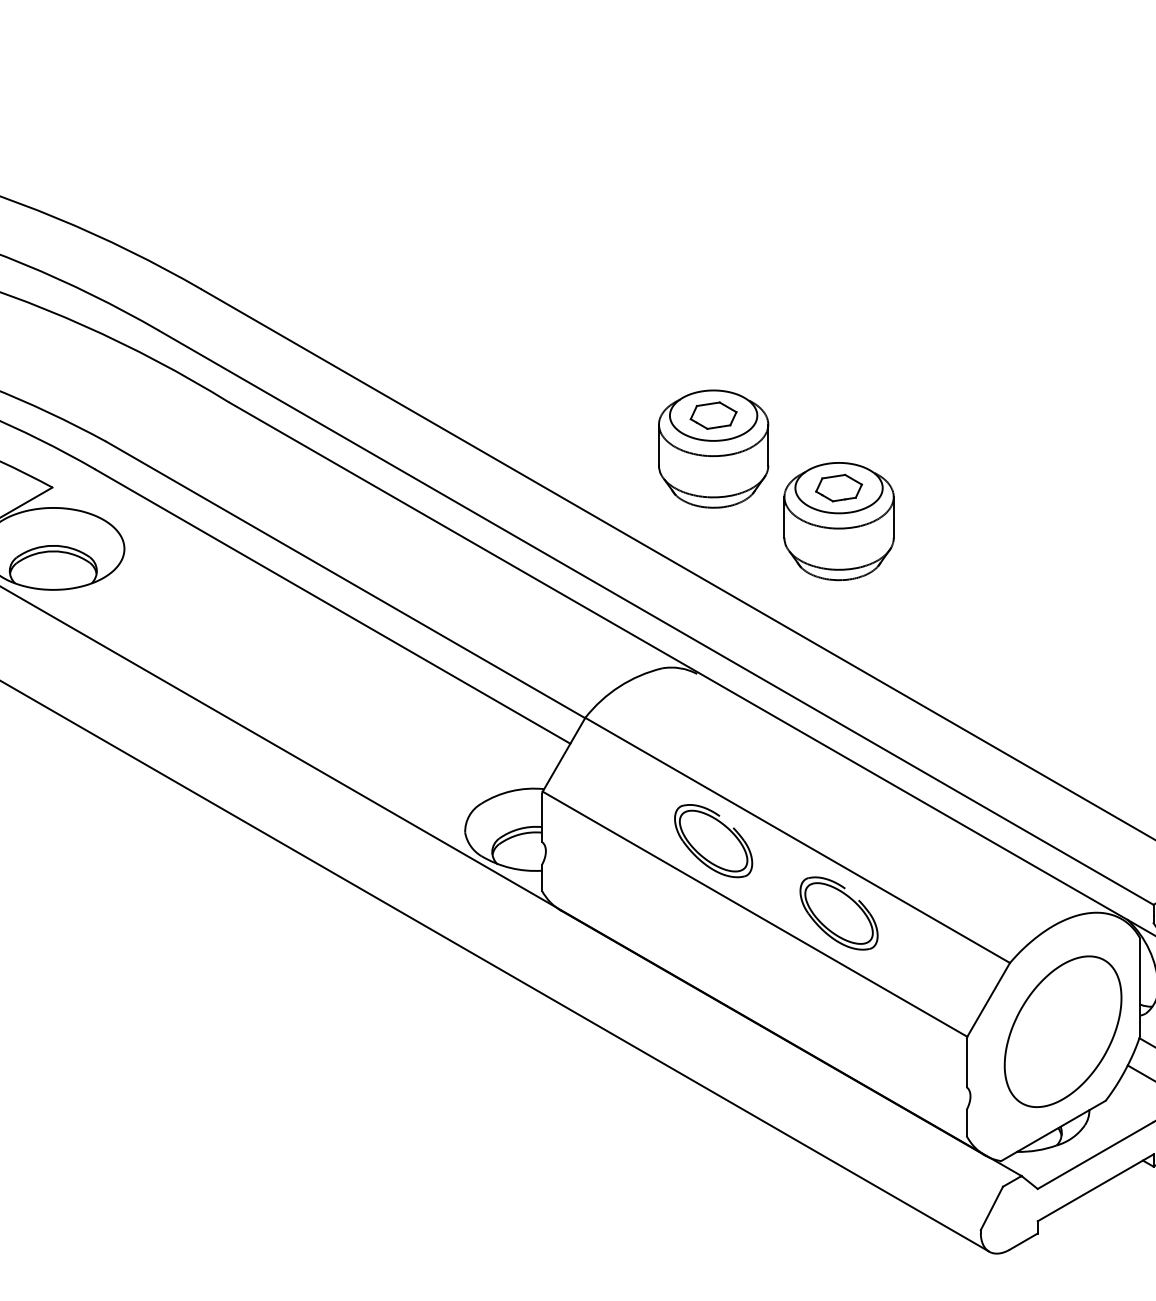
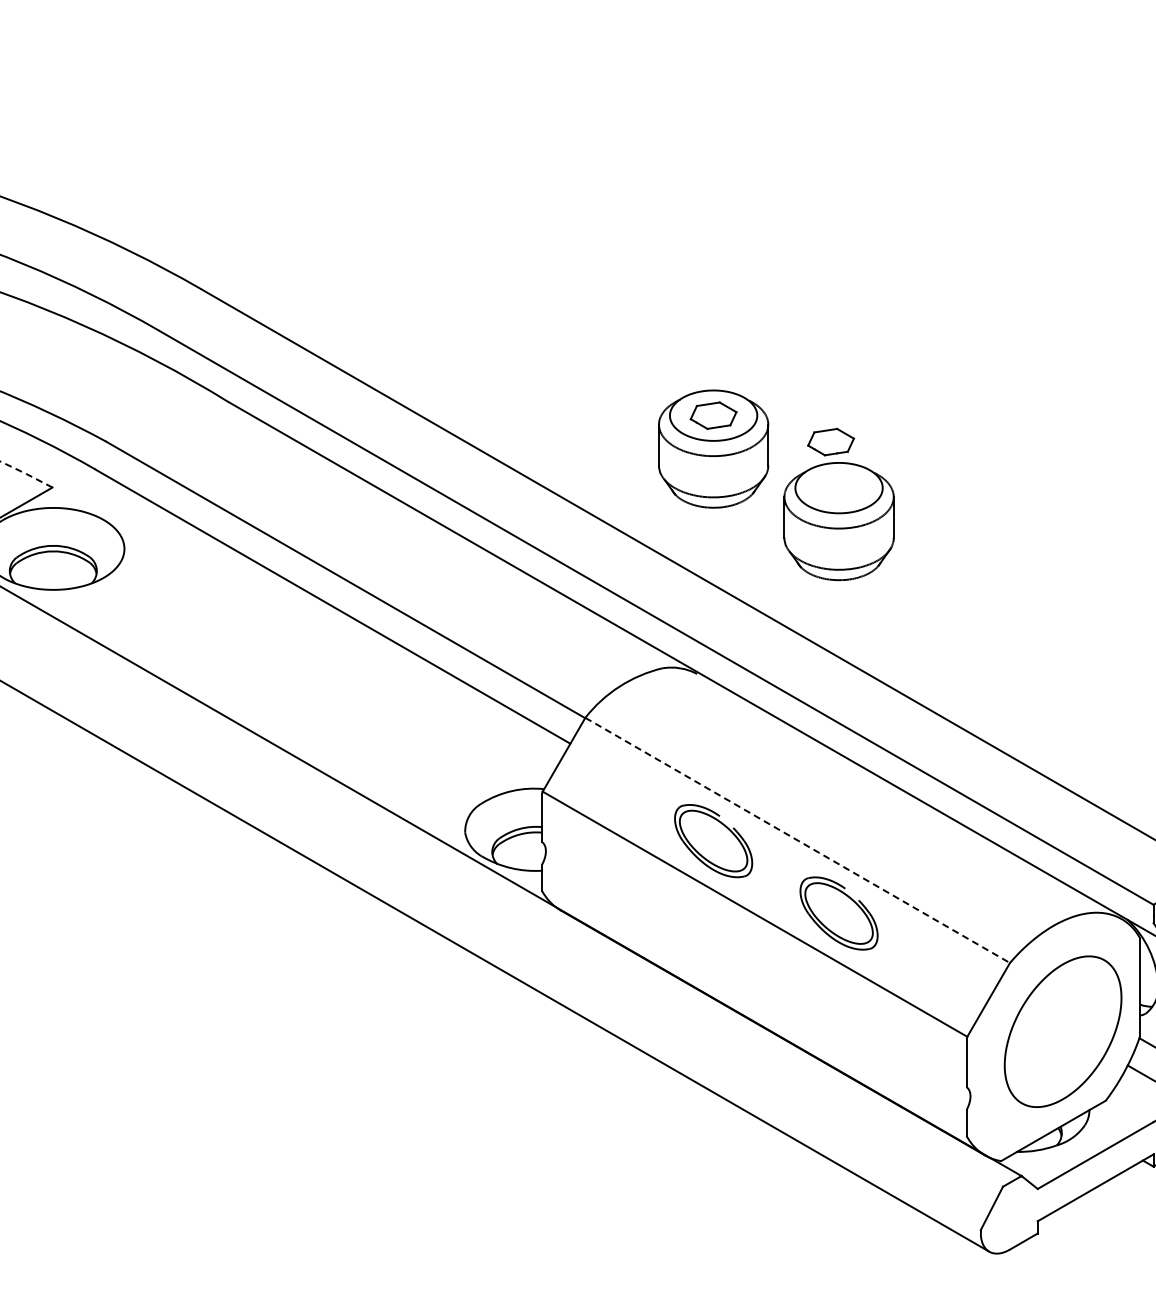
arc: solid -> dashed (26, 473)
part position: (839, 487) -> (831, 441) (831, 441)
line: solid -> dashed (798, 840)
